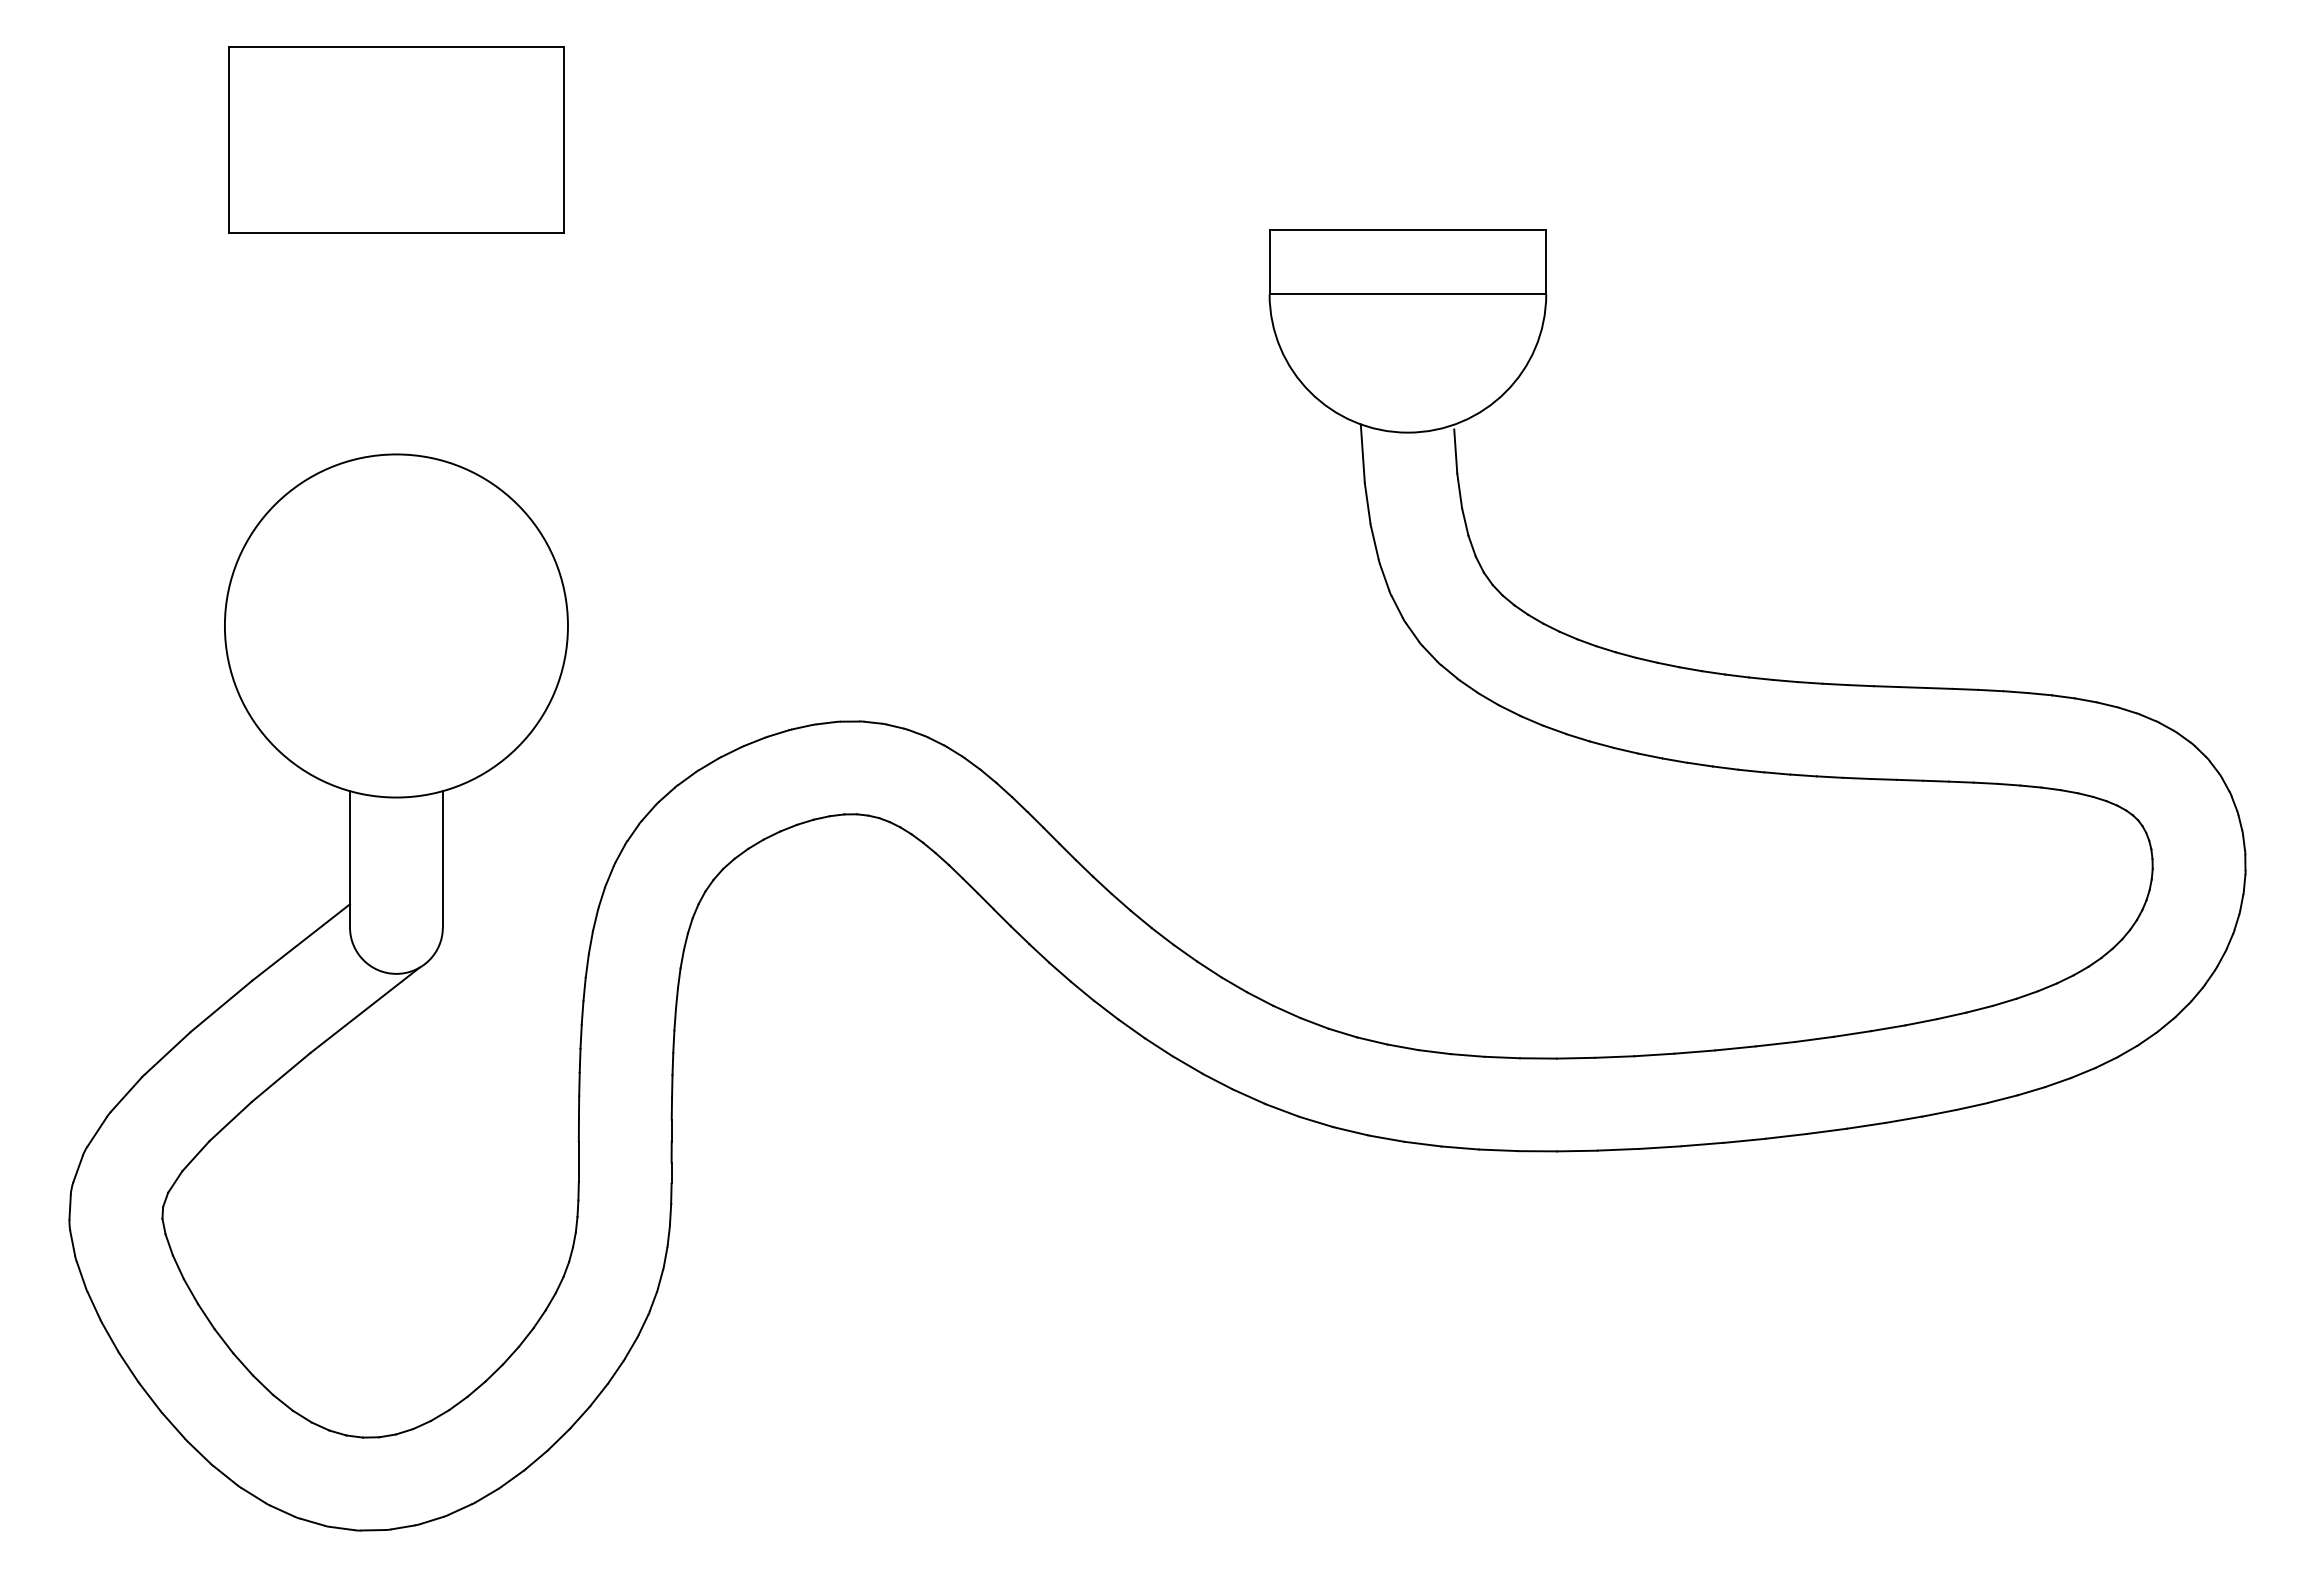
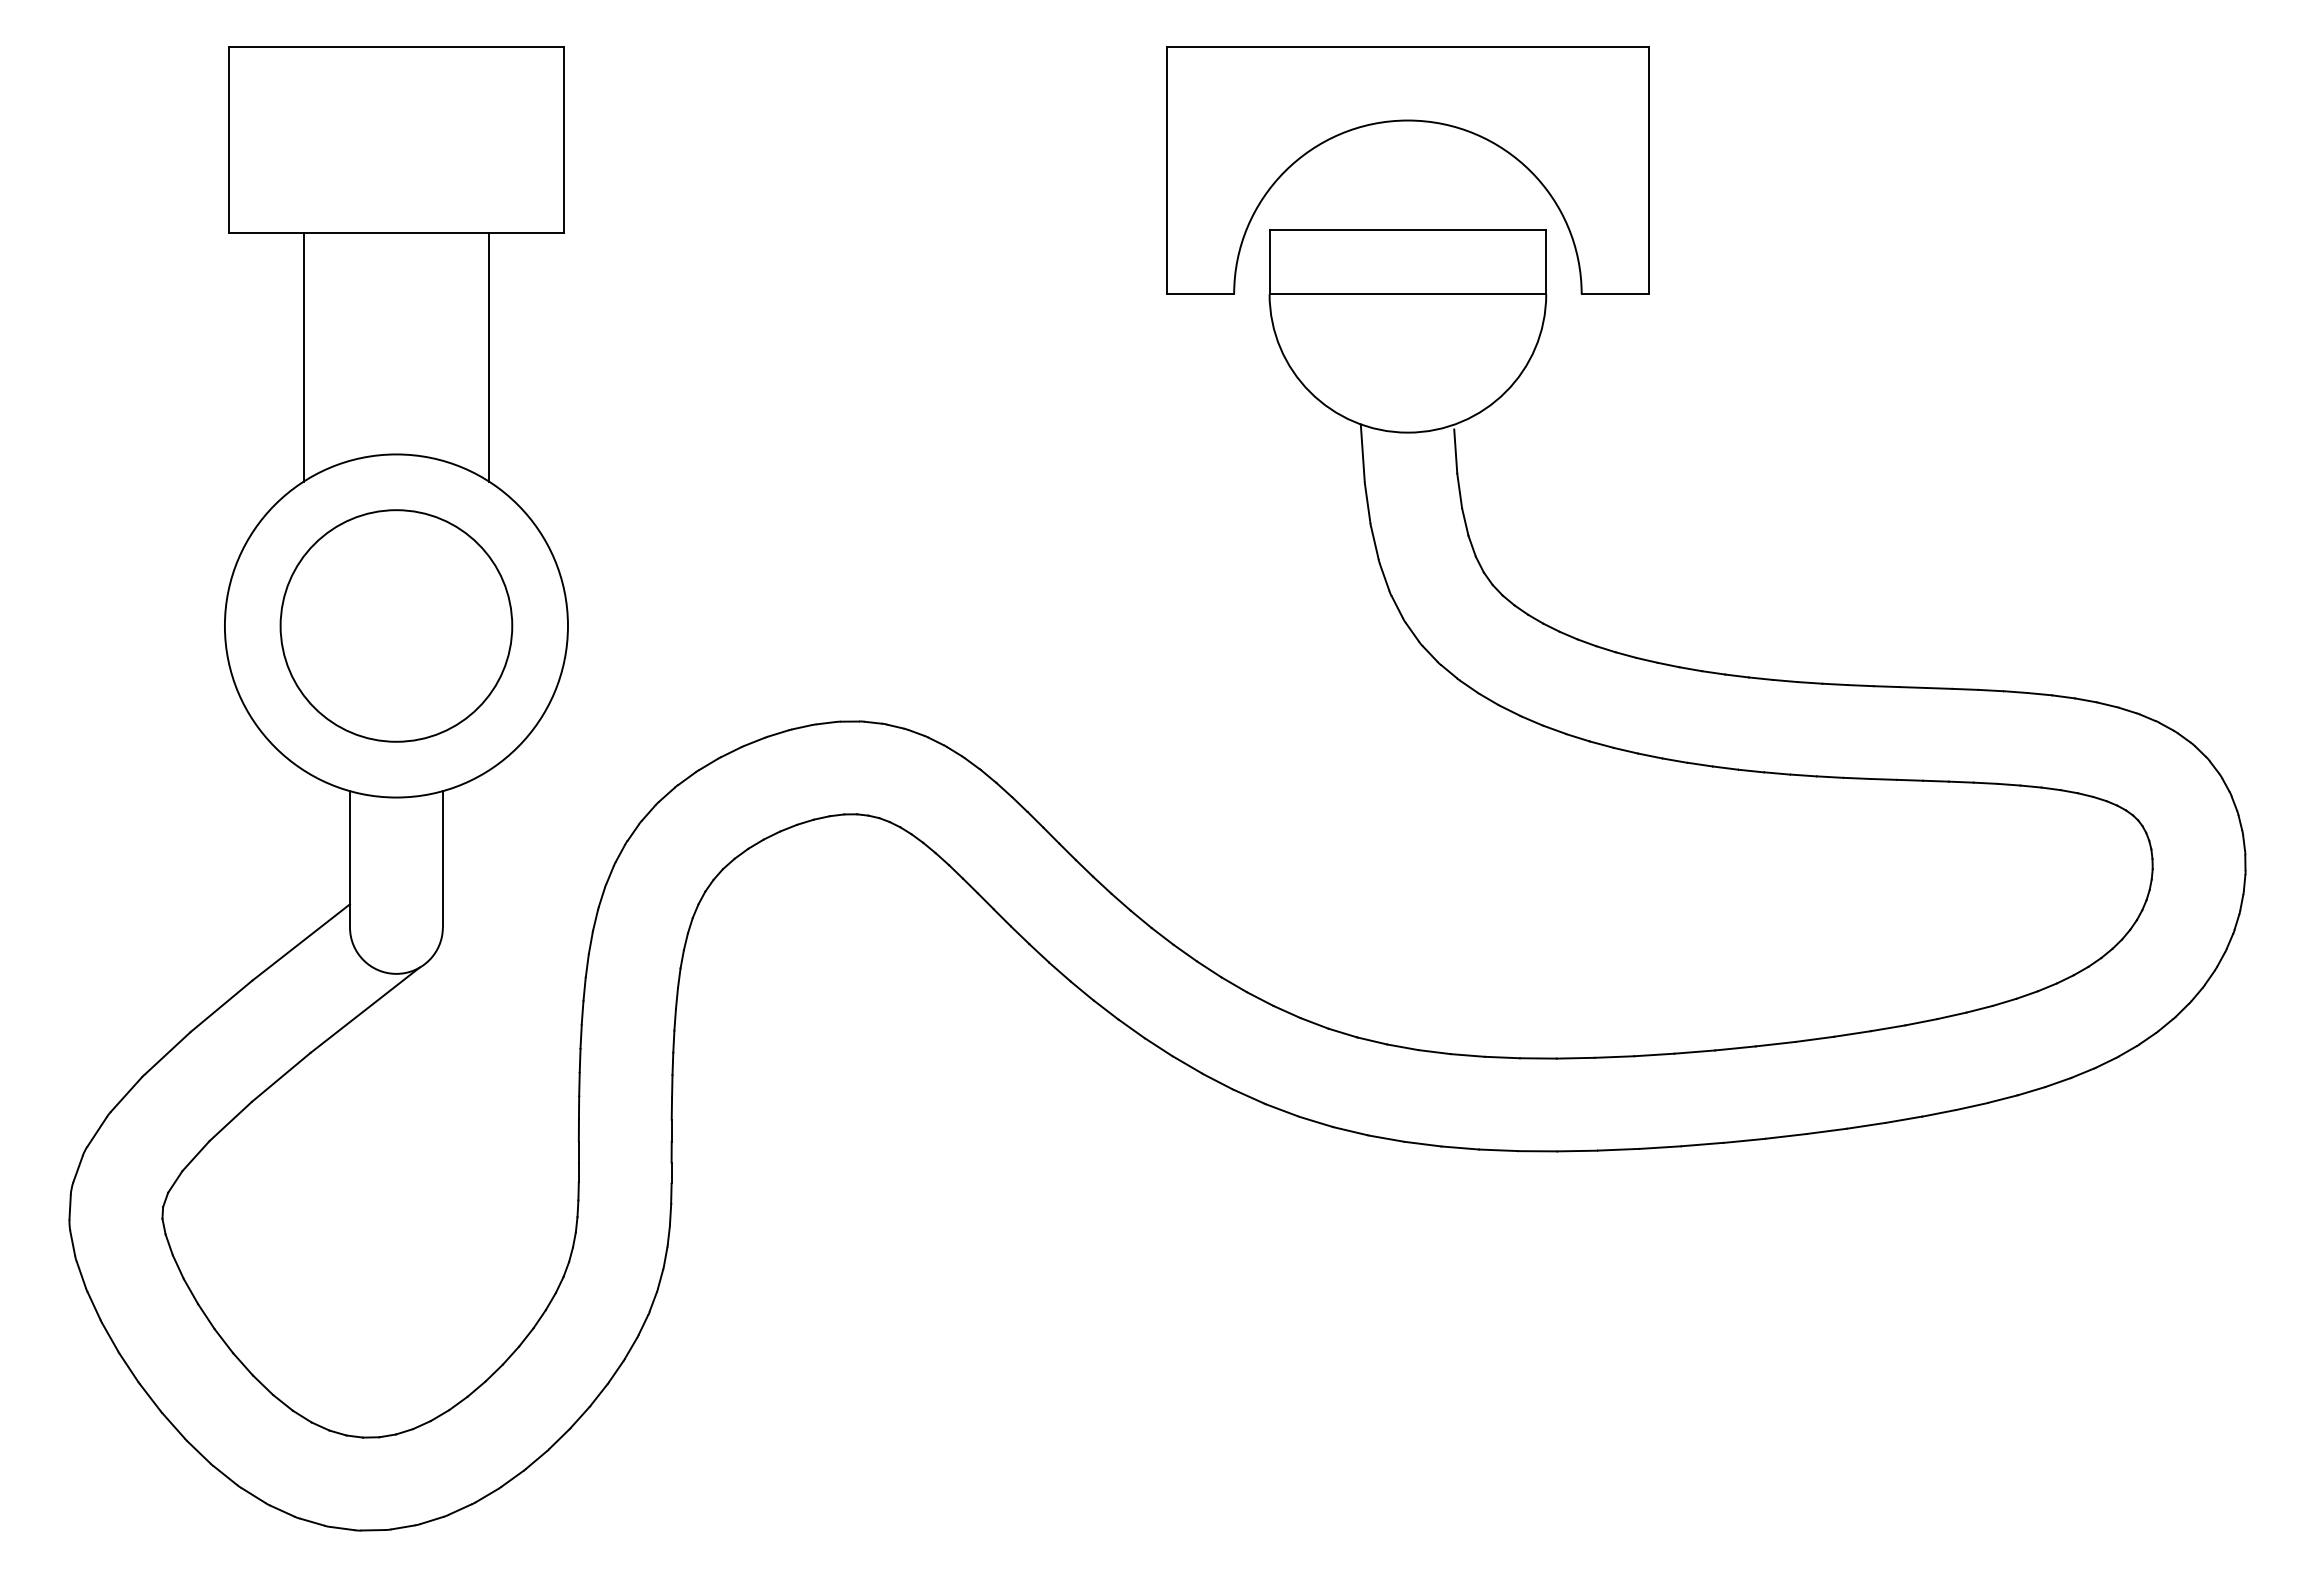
part: none -> present (1407, 121)
line: none -> present (303, 357)
line: none -> present (489, 357)
circle: none -> present (396, 625)
